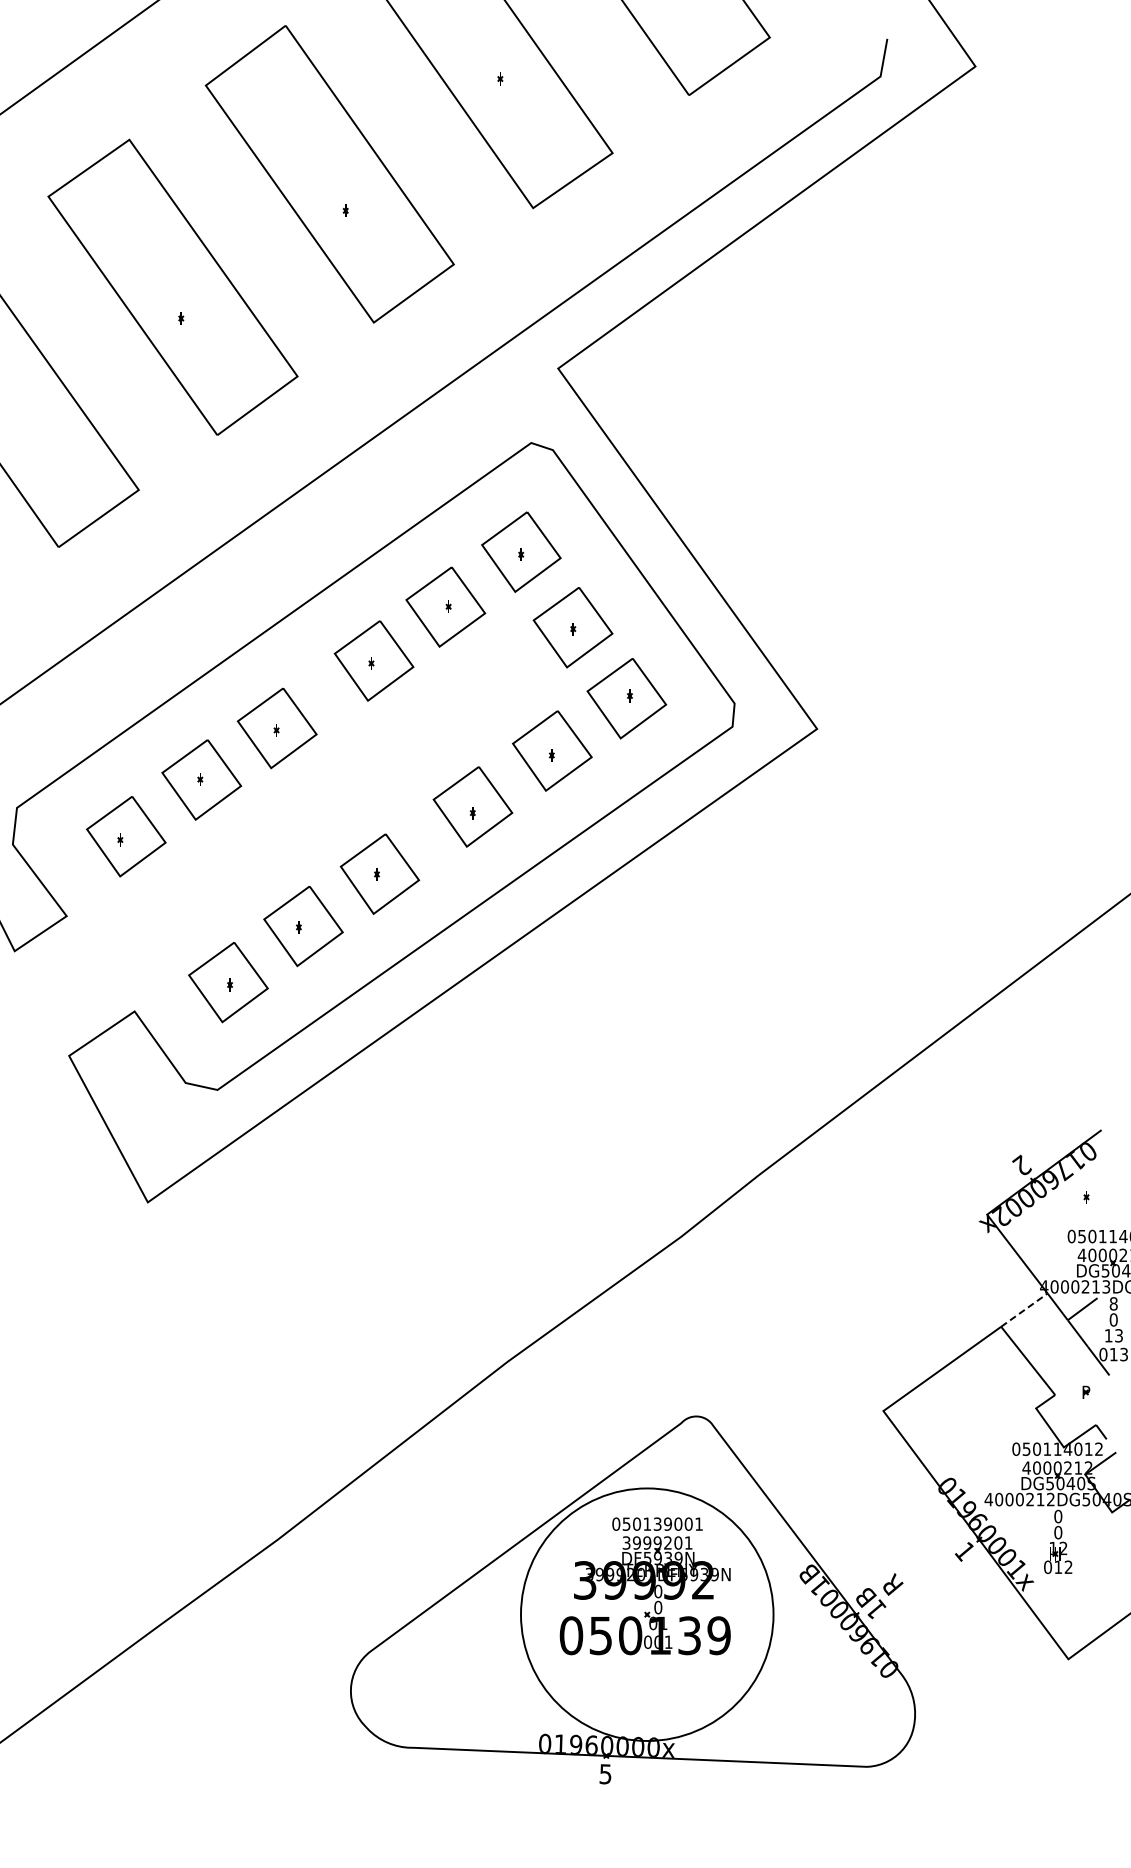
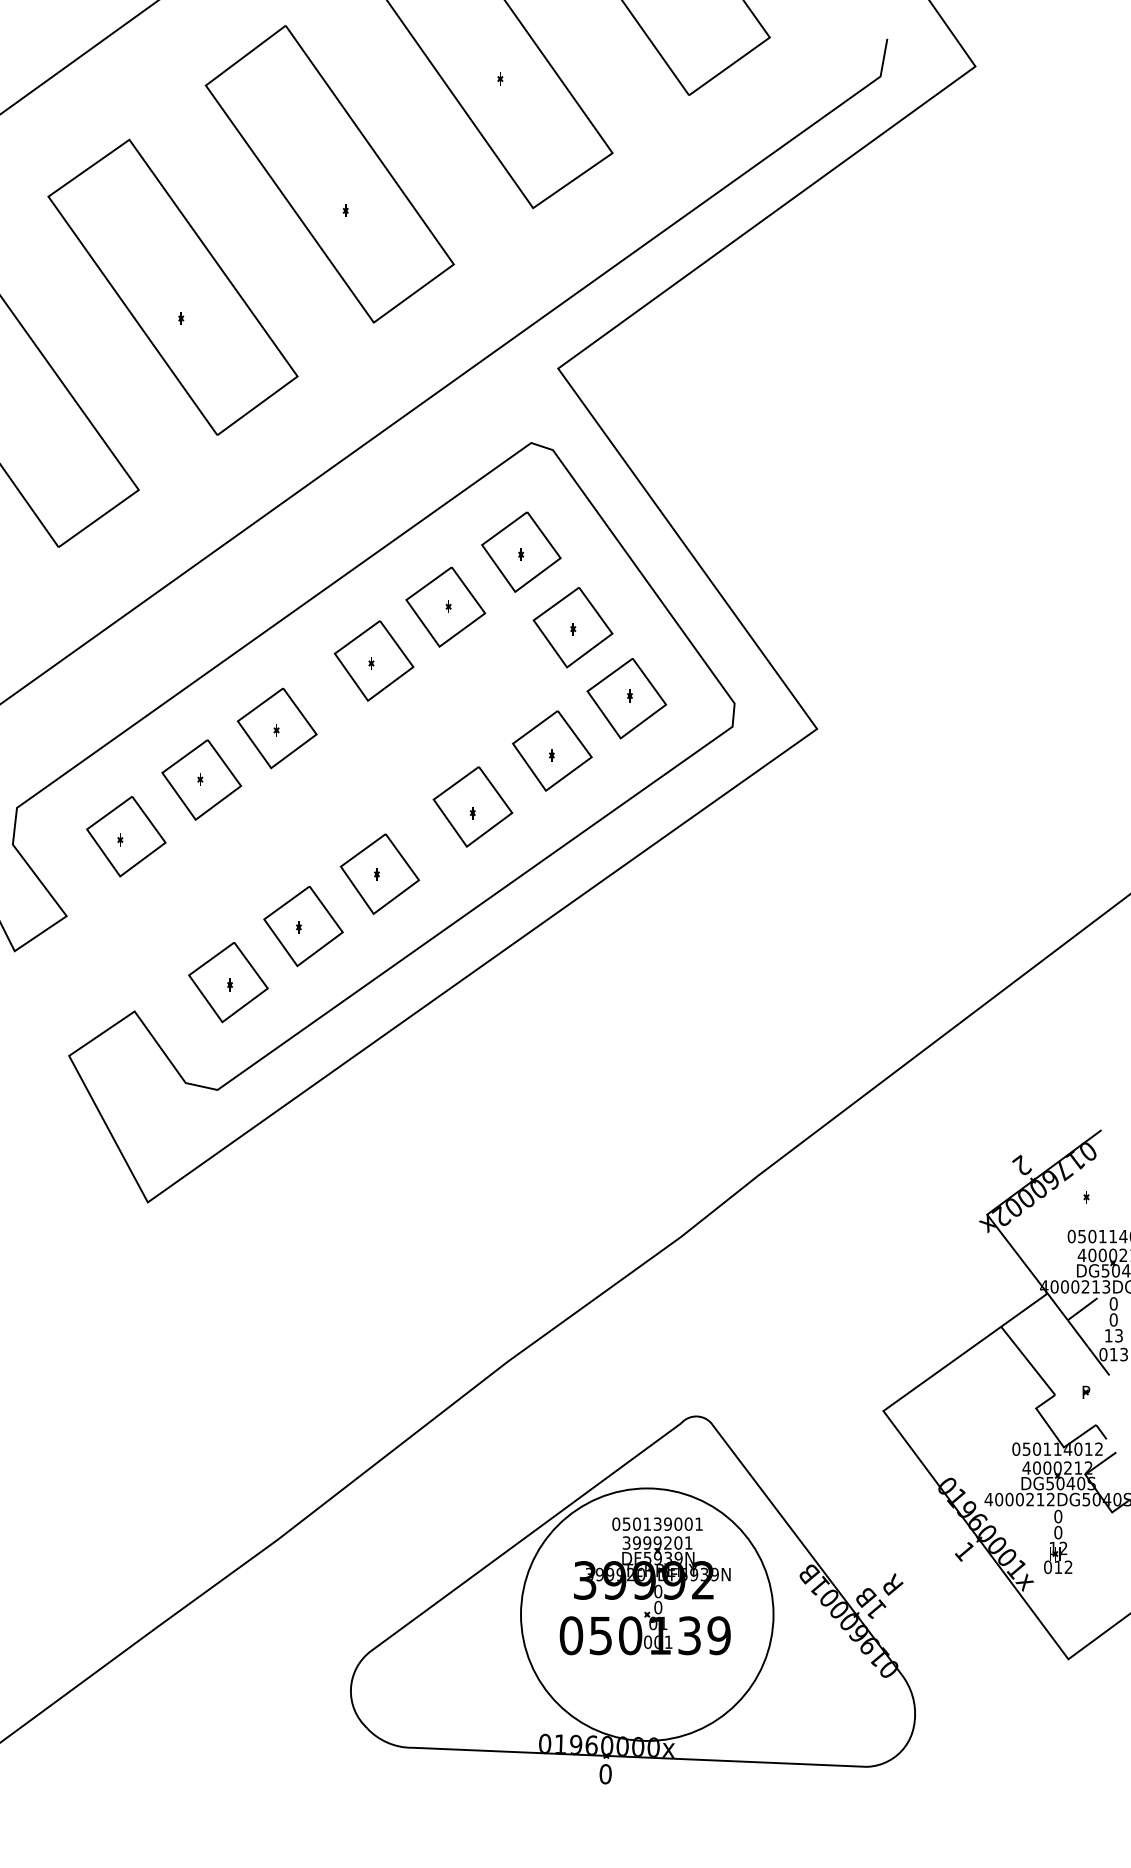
text: 8 -> 0 (1113, 1303)
line: dashed -> solid (1024, 1310)
text: 5 -> 0 (605, 1774)
